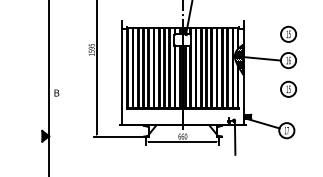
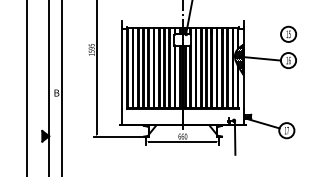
line: none -> present (26, 87)
line: none -> present (62, 87)
part: present -> none (288, 88)
